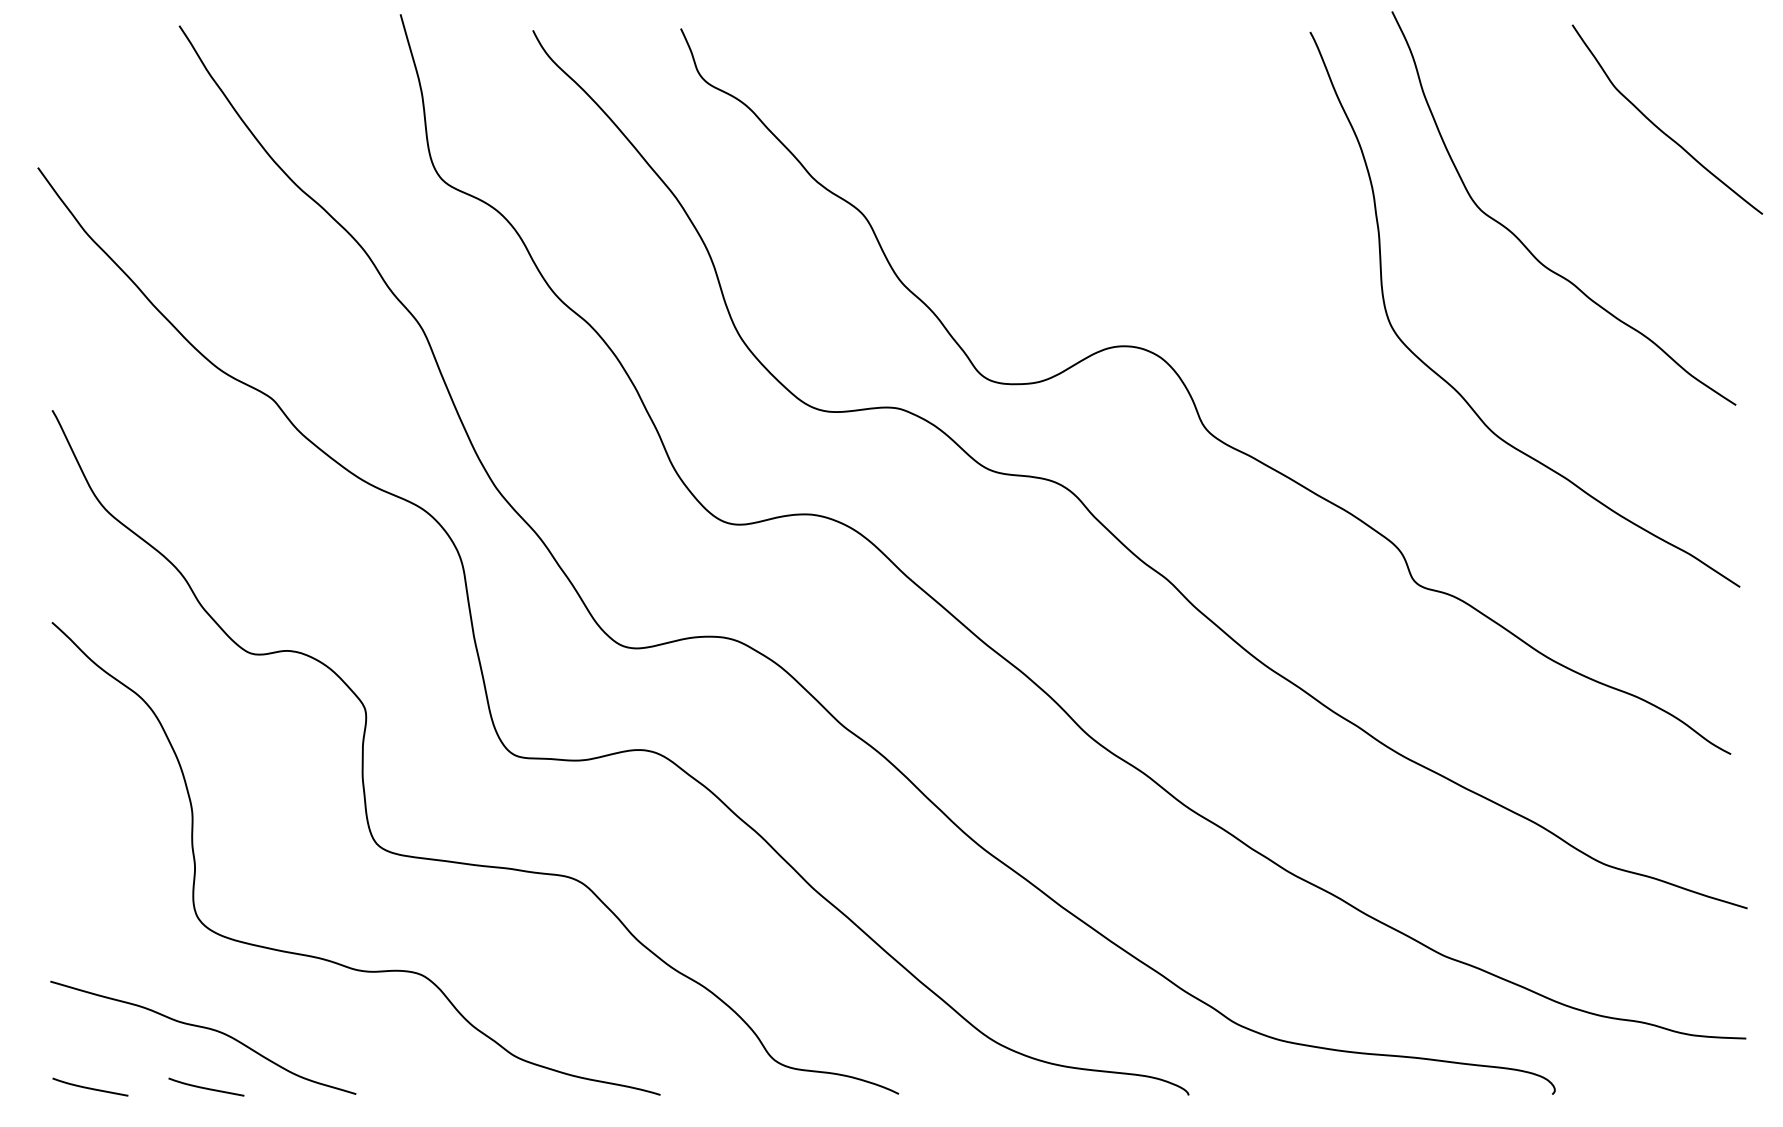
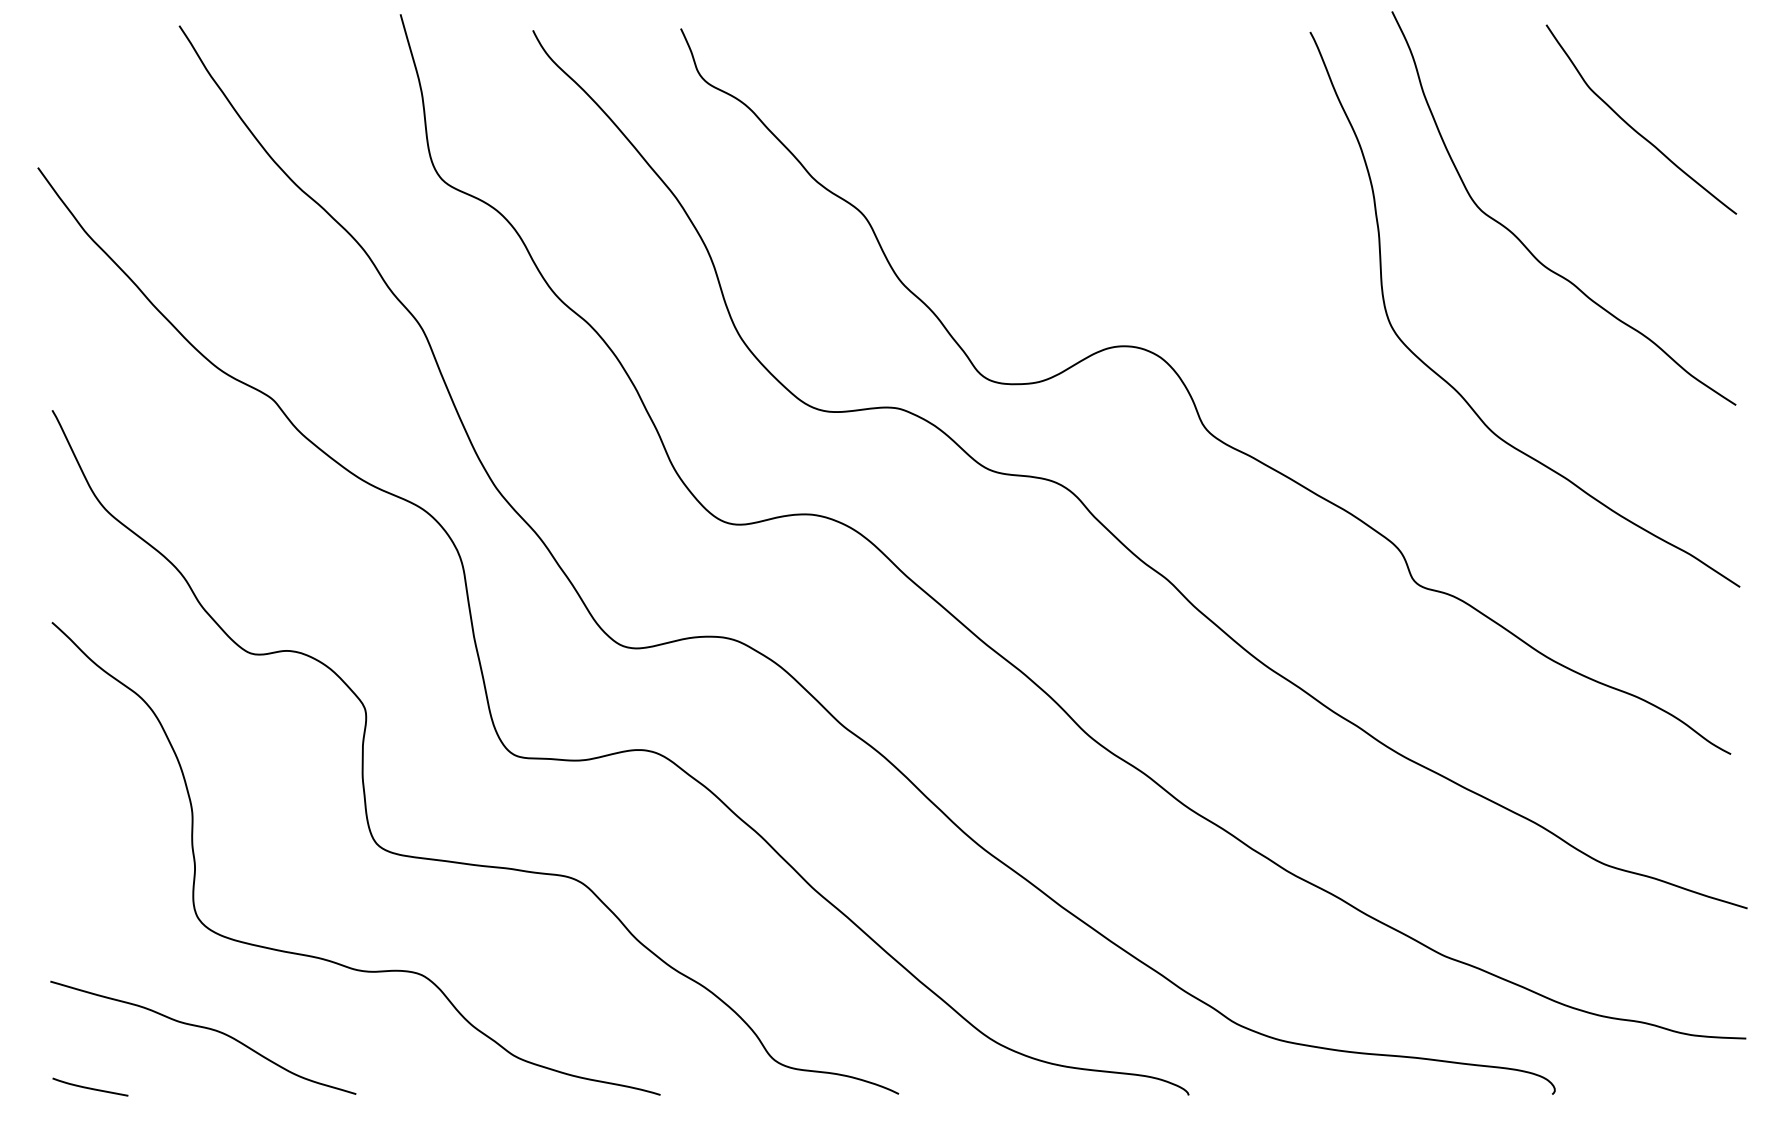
curve position: (1659, 127) -> (1633, 127) (1633, 127)
curve: present -> none (206, 1087)
